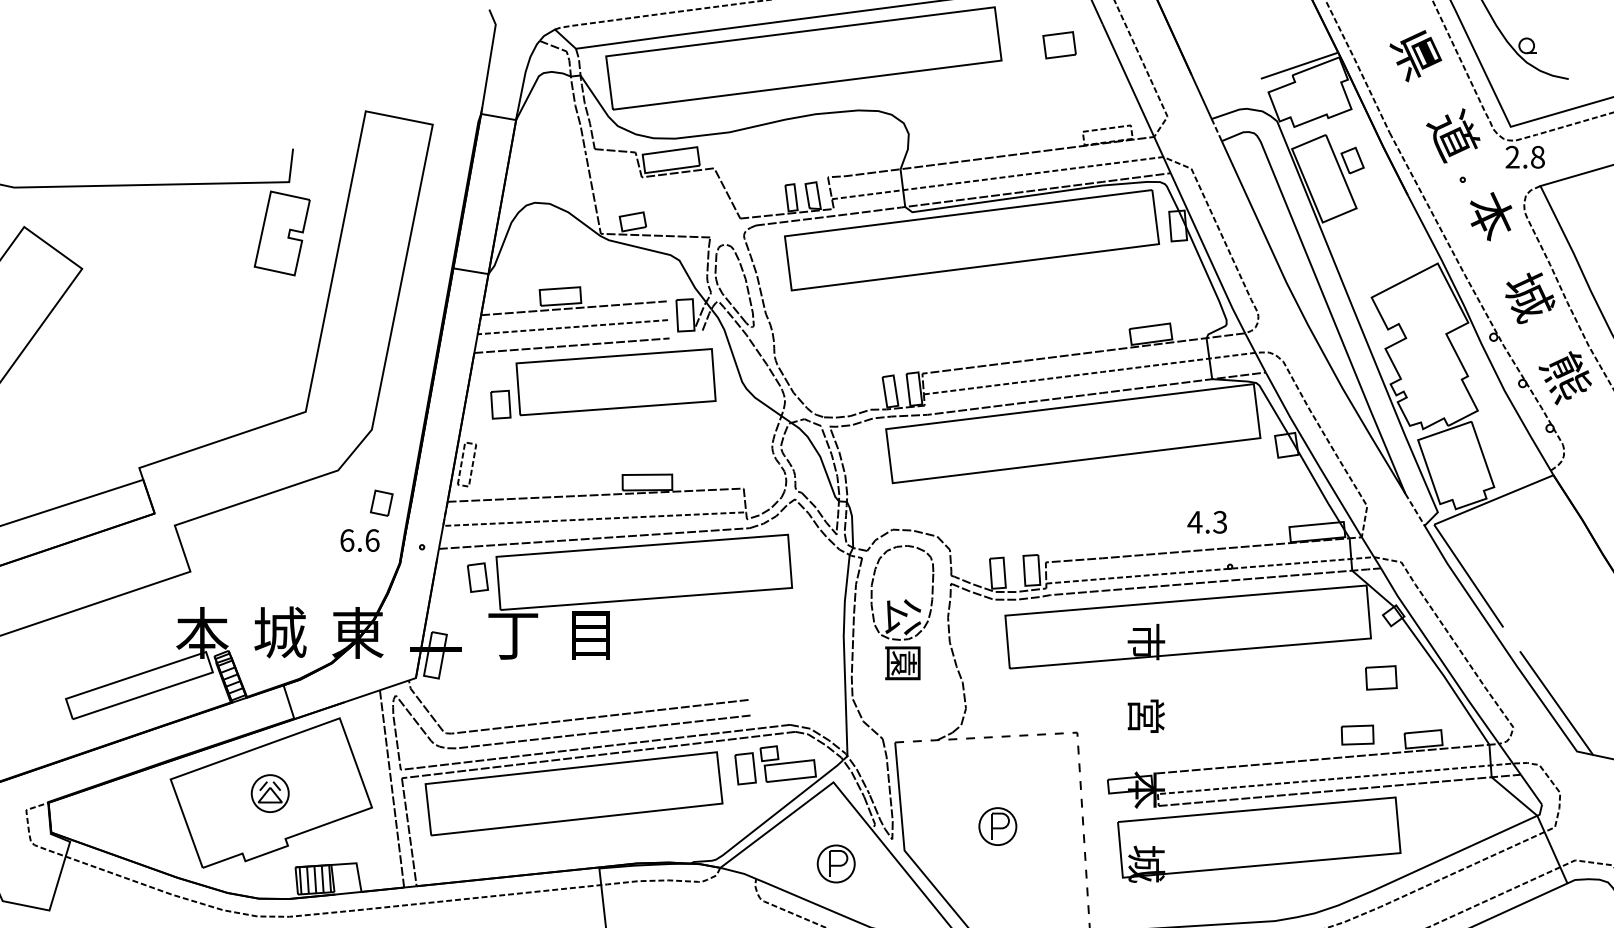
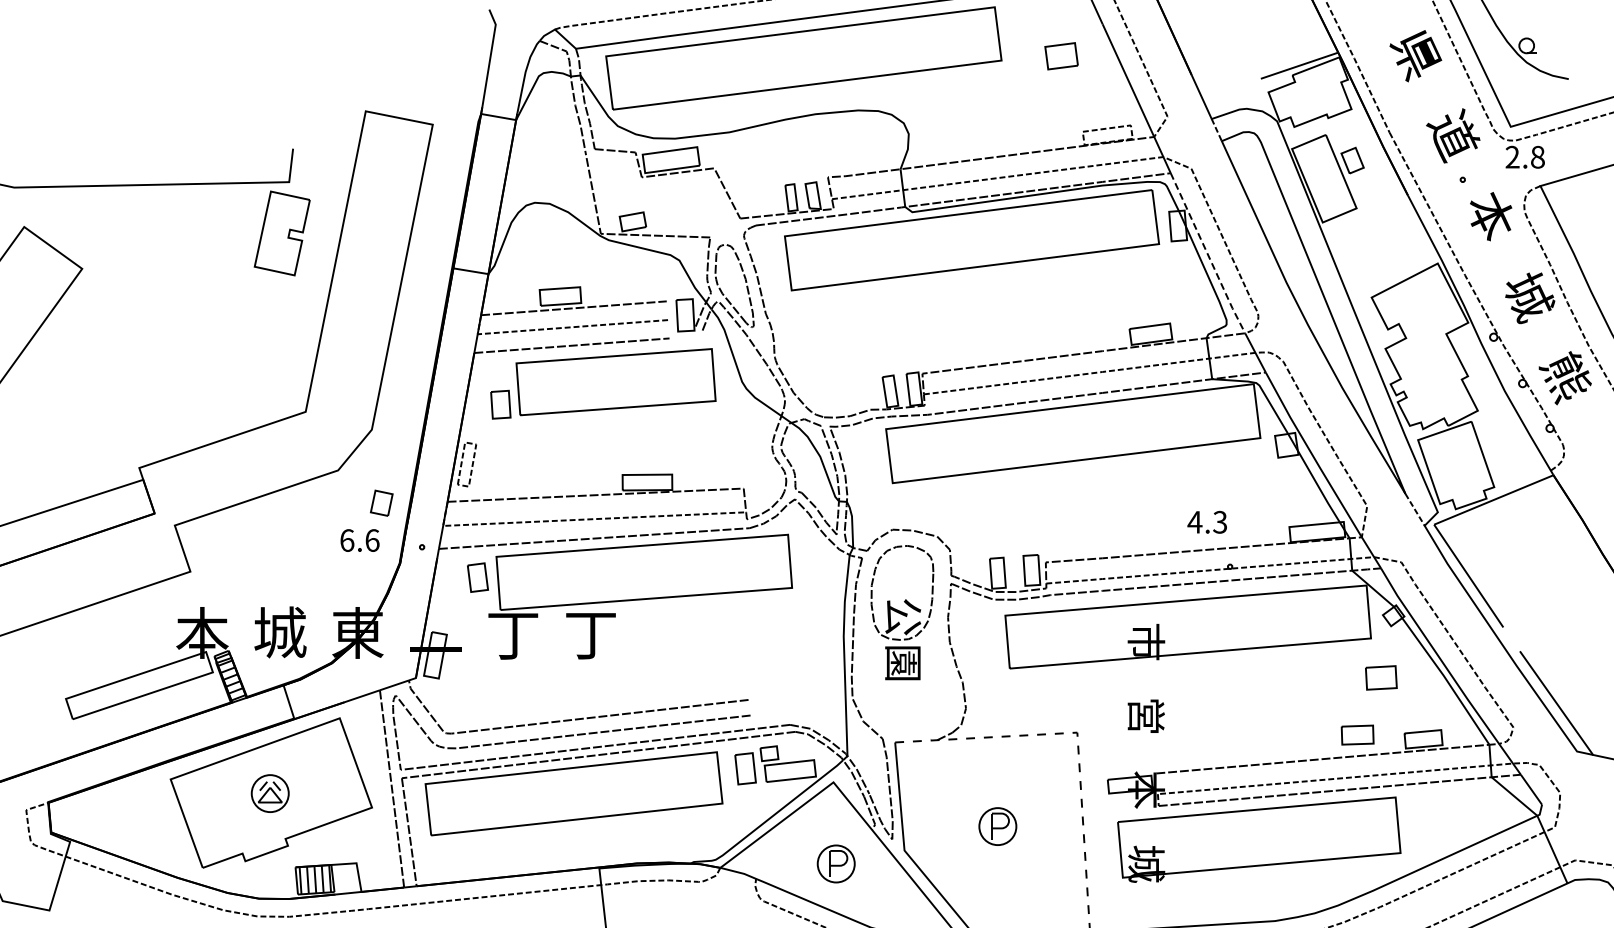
part position: (1059, 45) -> (1061, 56) (1061, 56)
line: solid -> dashed (1207, 253)
text: 目 -> 丁 (590, 635)
